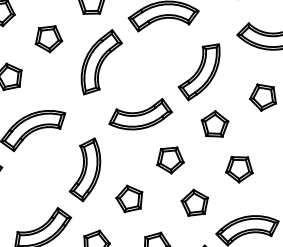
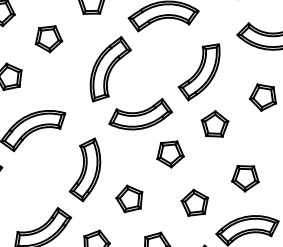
part position: (101, 62) -> (110, 69) (110, 69)
part position: (170, 160) -> (170, 154) (170, 154)
part position: (239, 169) -> (245, 178) (245, 178)
